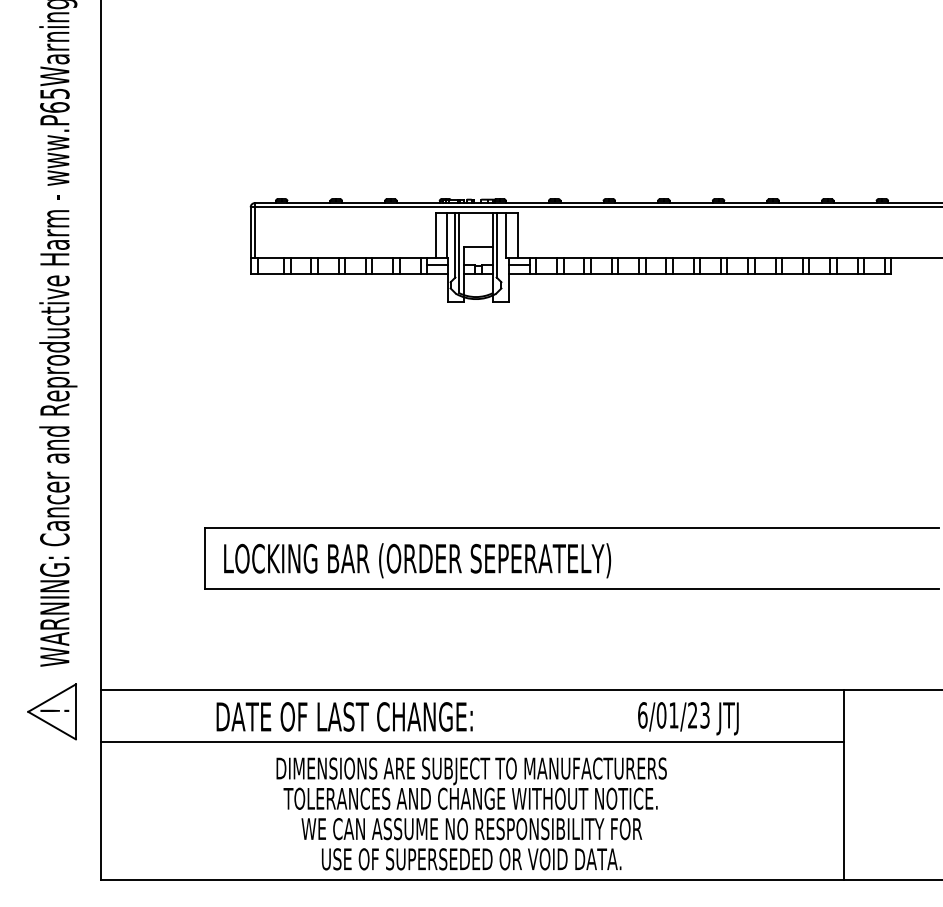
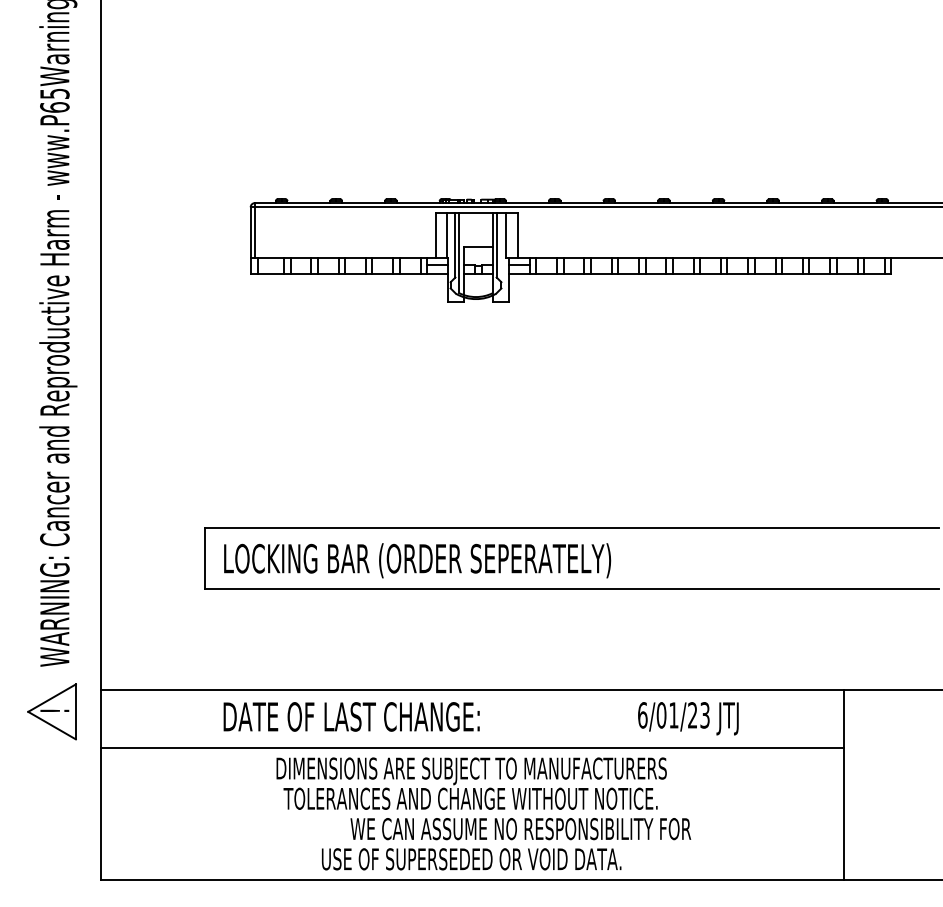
text position: (344, 716) -> (351, 716) (351, 716)
line position: (472, 741) -> (472, 747) (472, 747)
text position: (471, 829) -> (520, 829) (520, 829)
